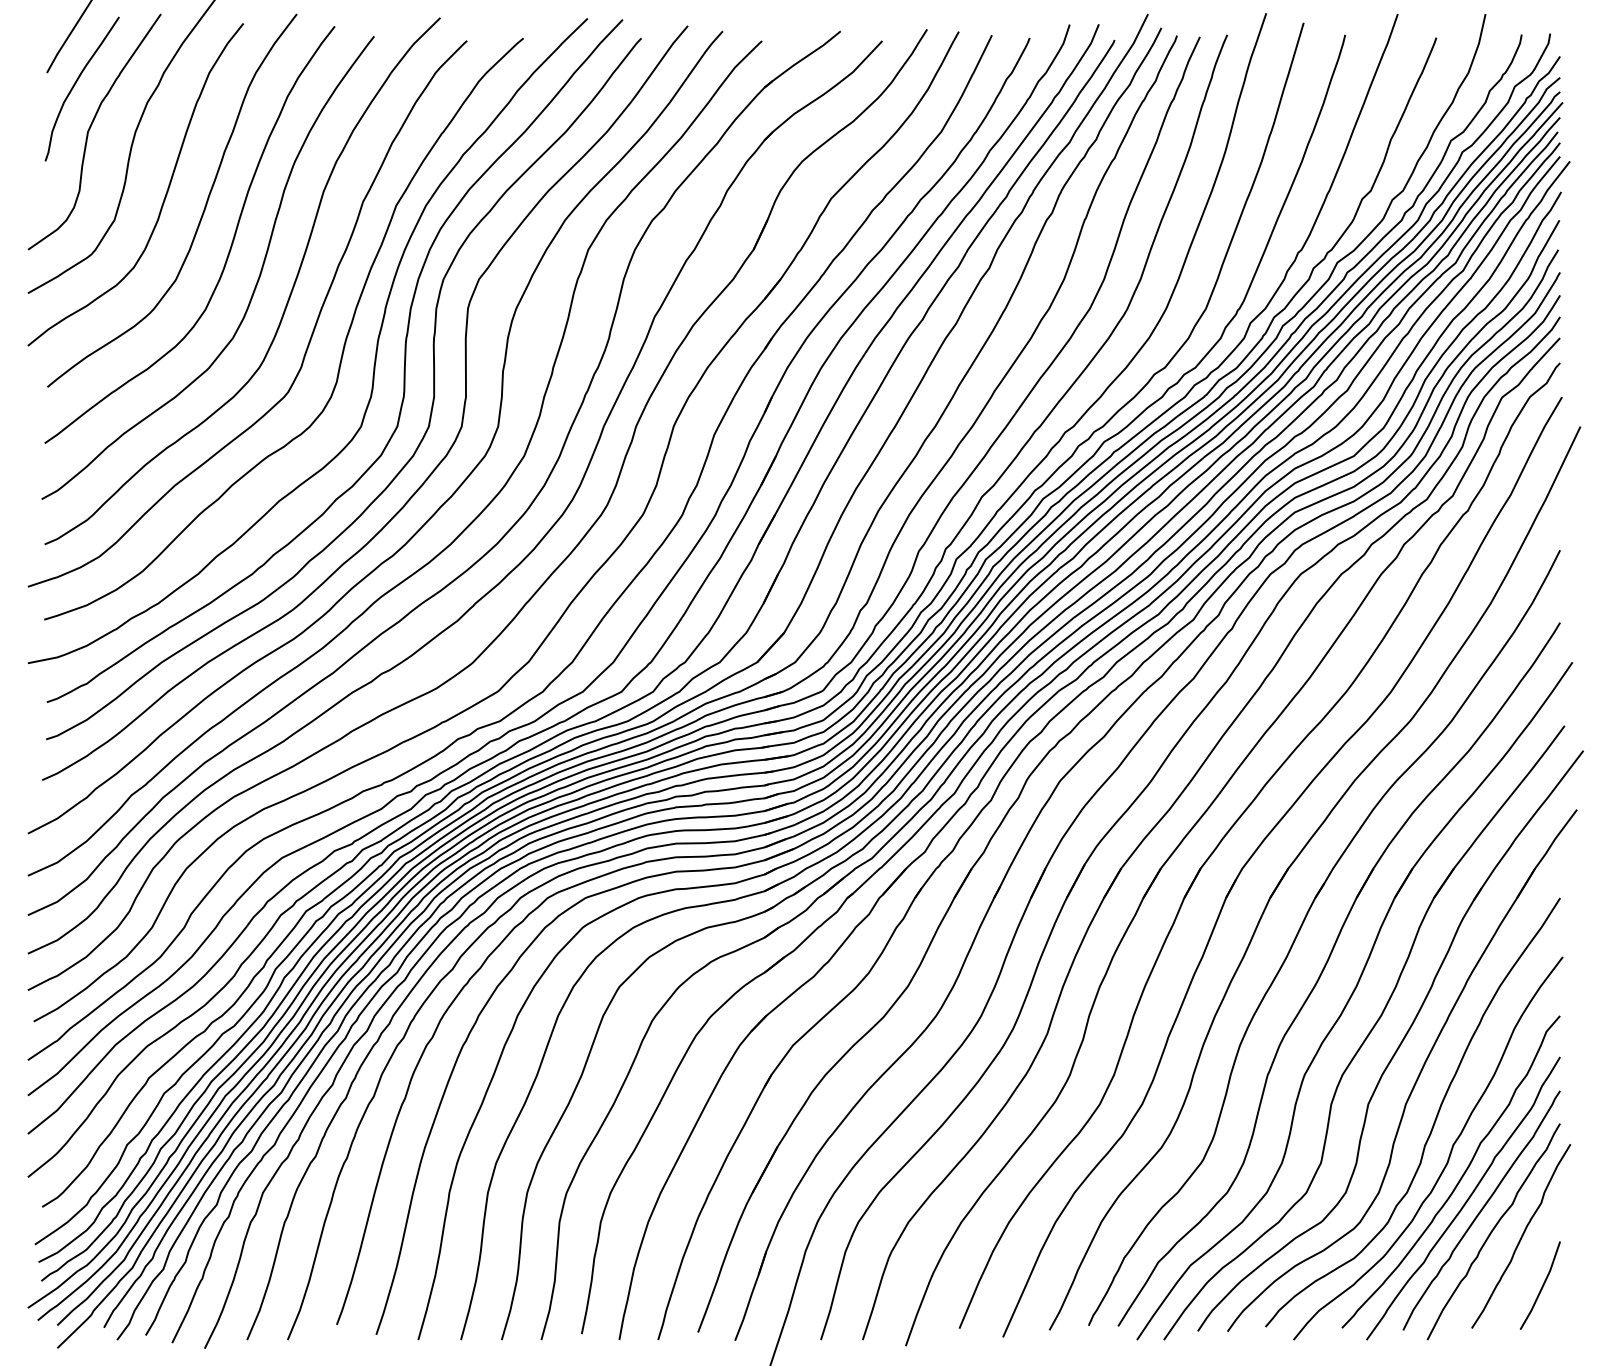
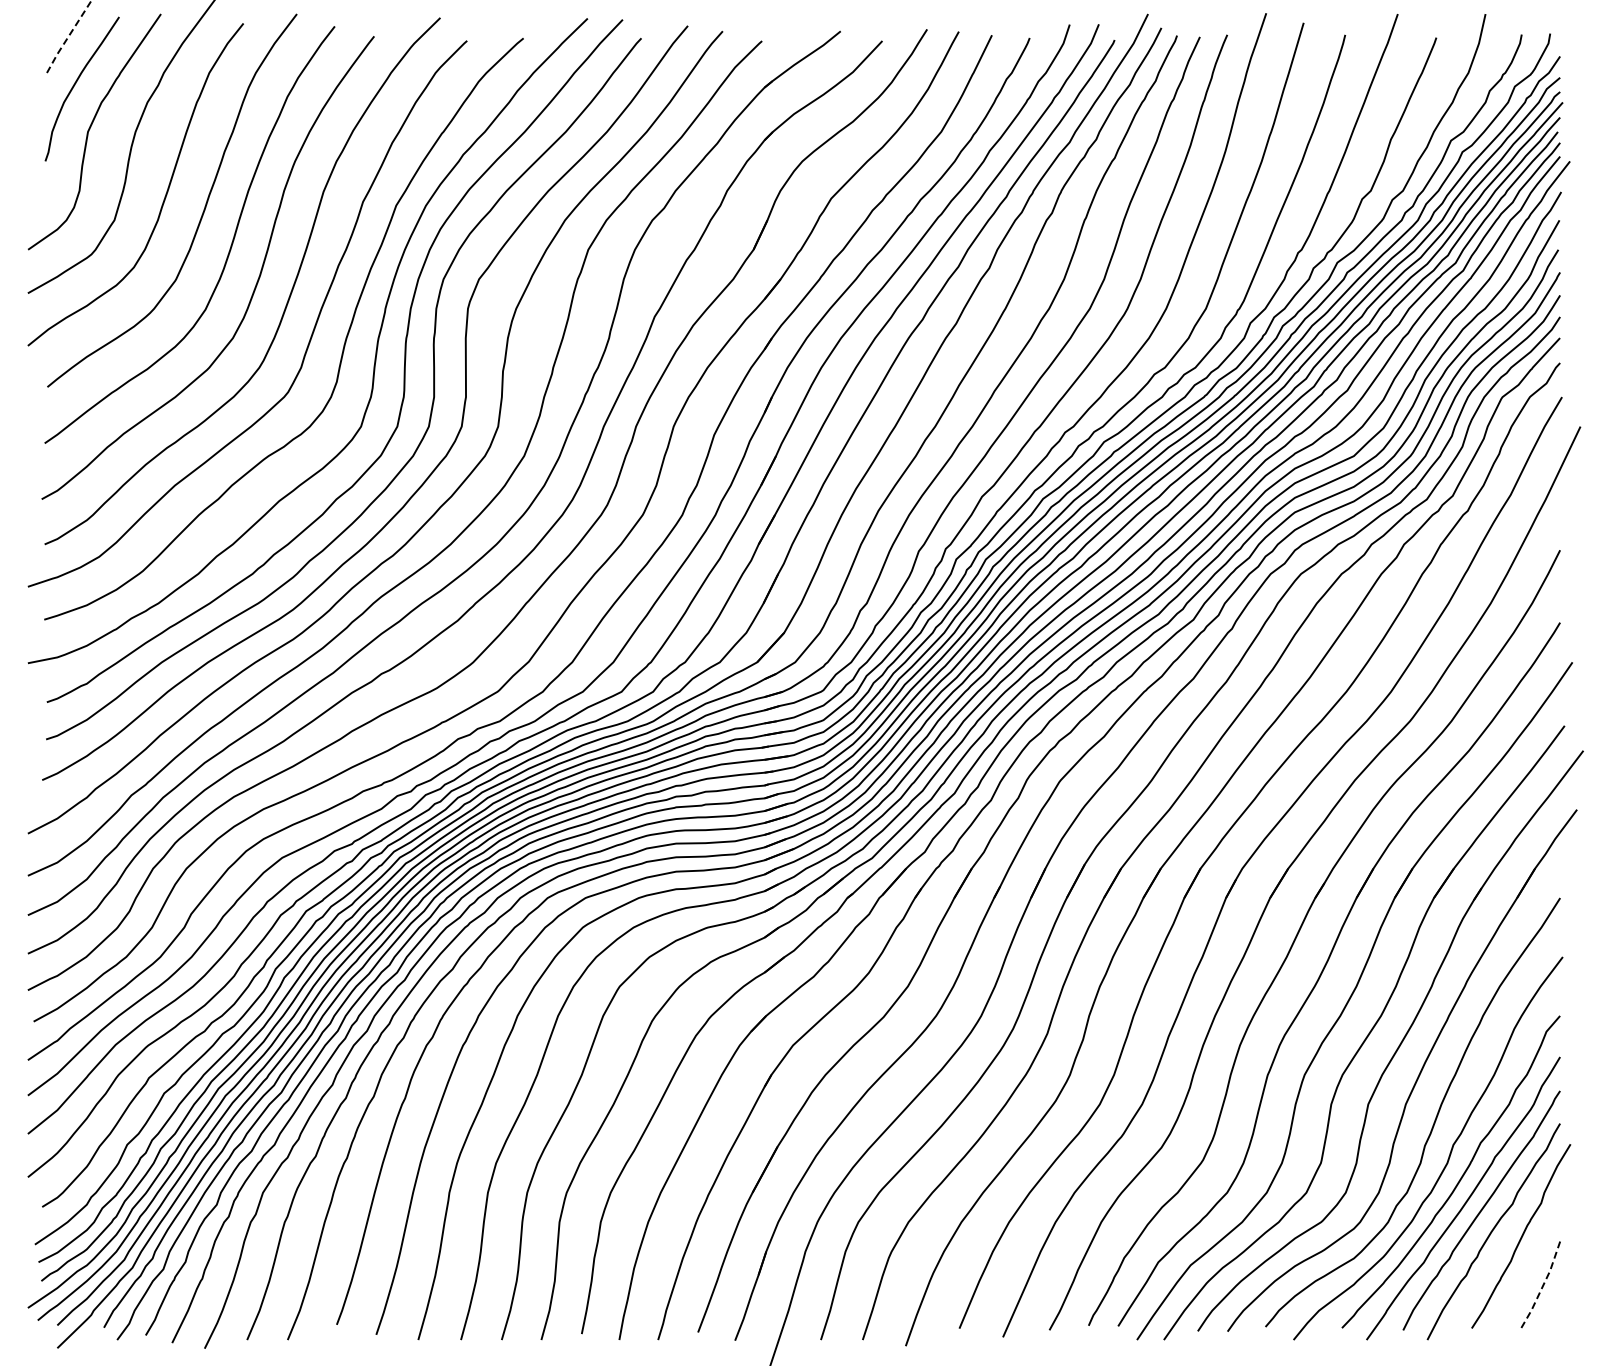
line: solid -> dashed (68, 36)
line: solid -> dashed (1542, 1287)
